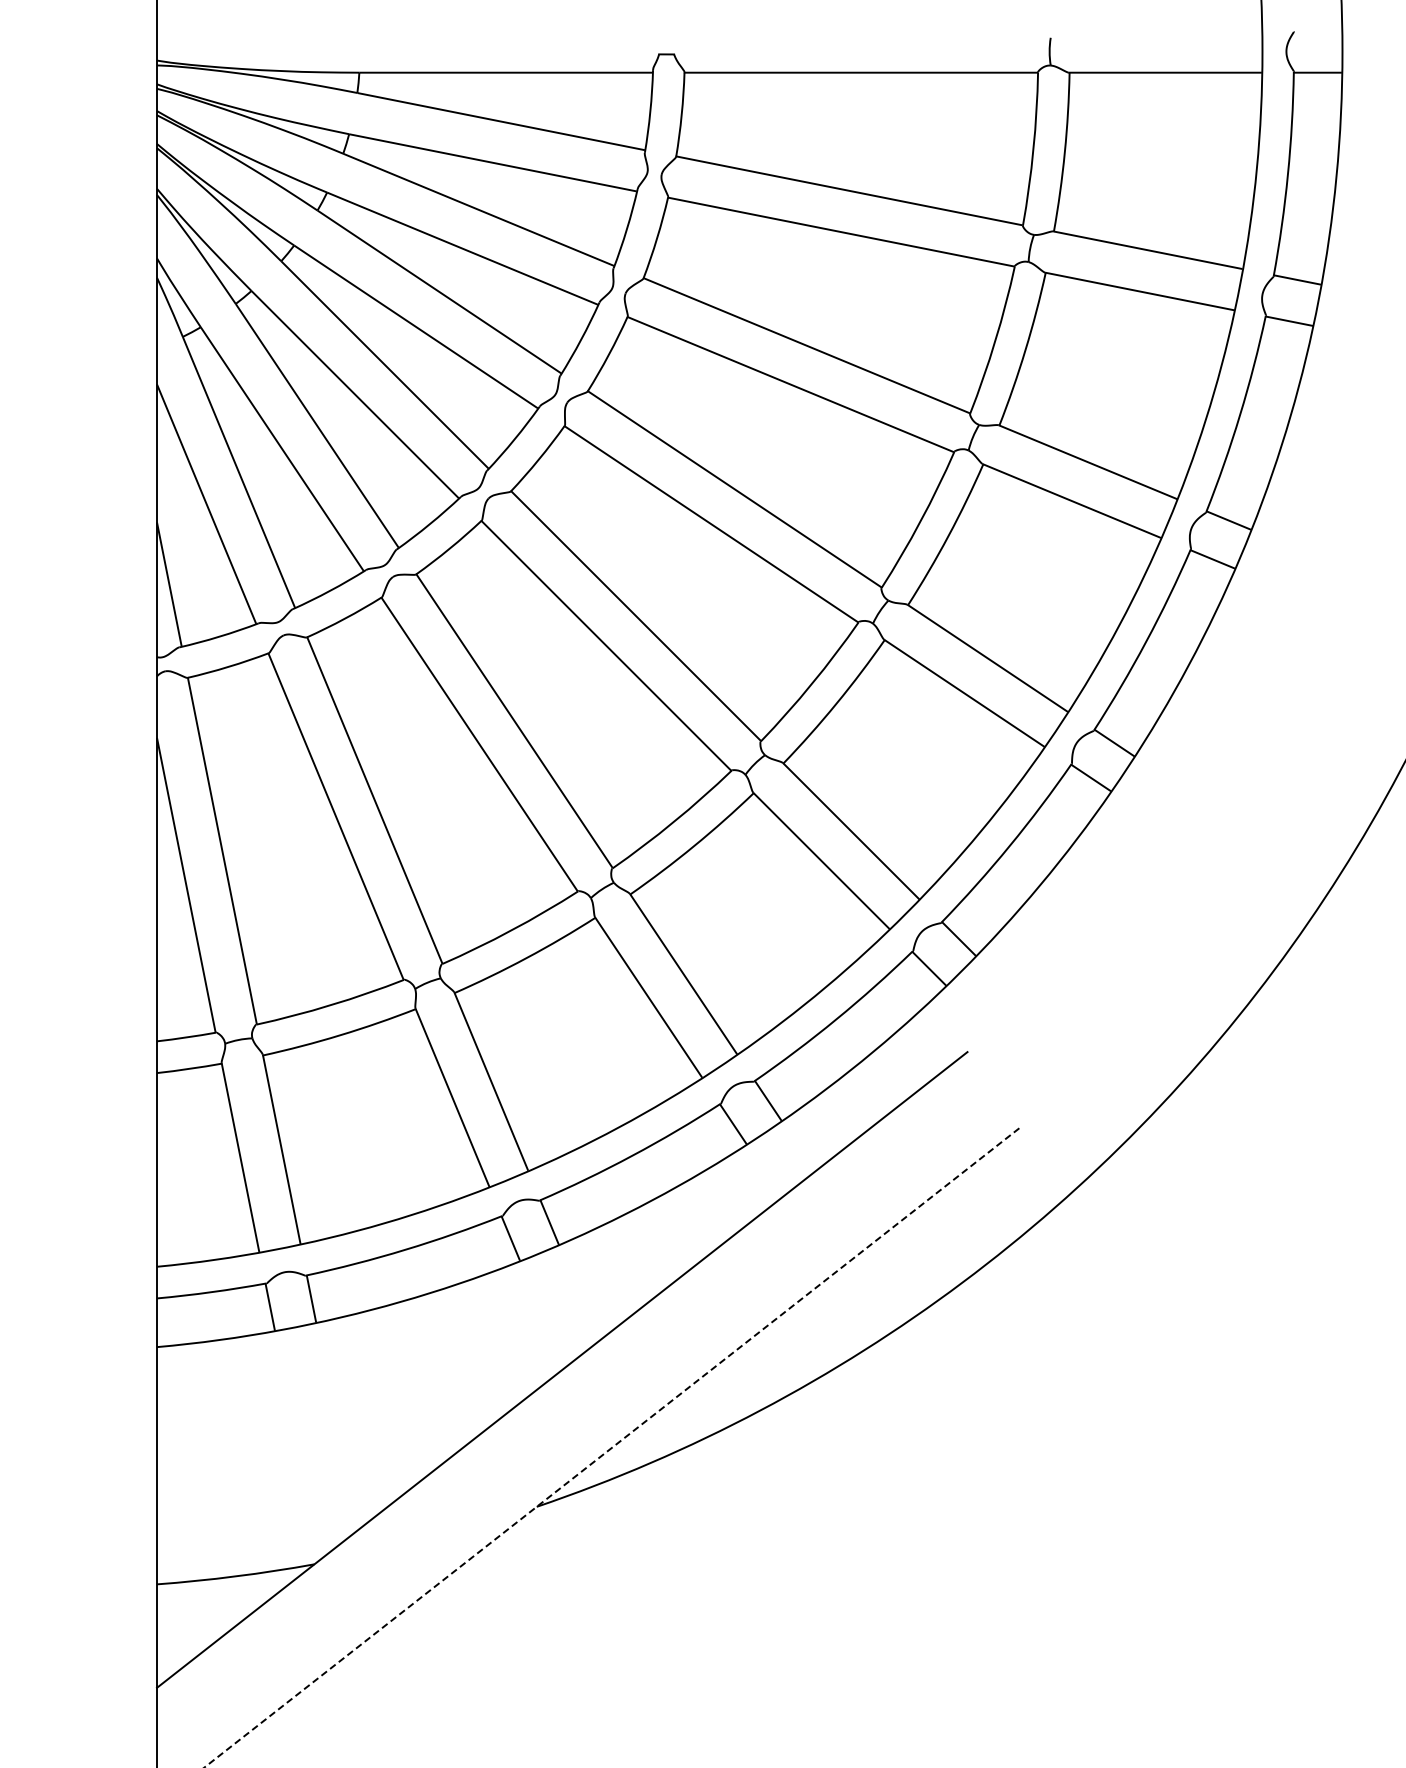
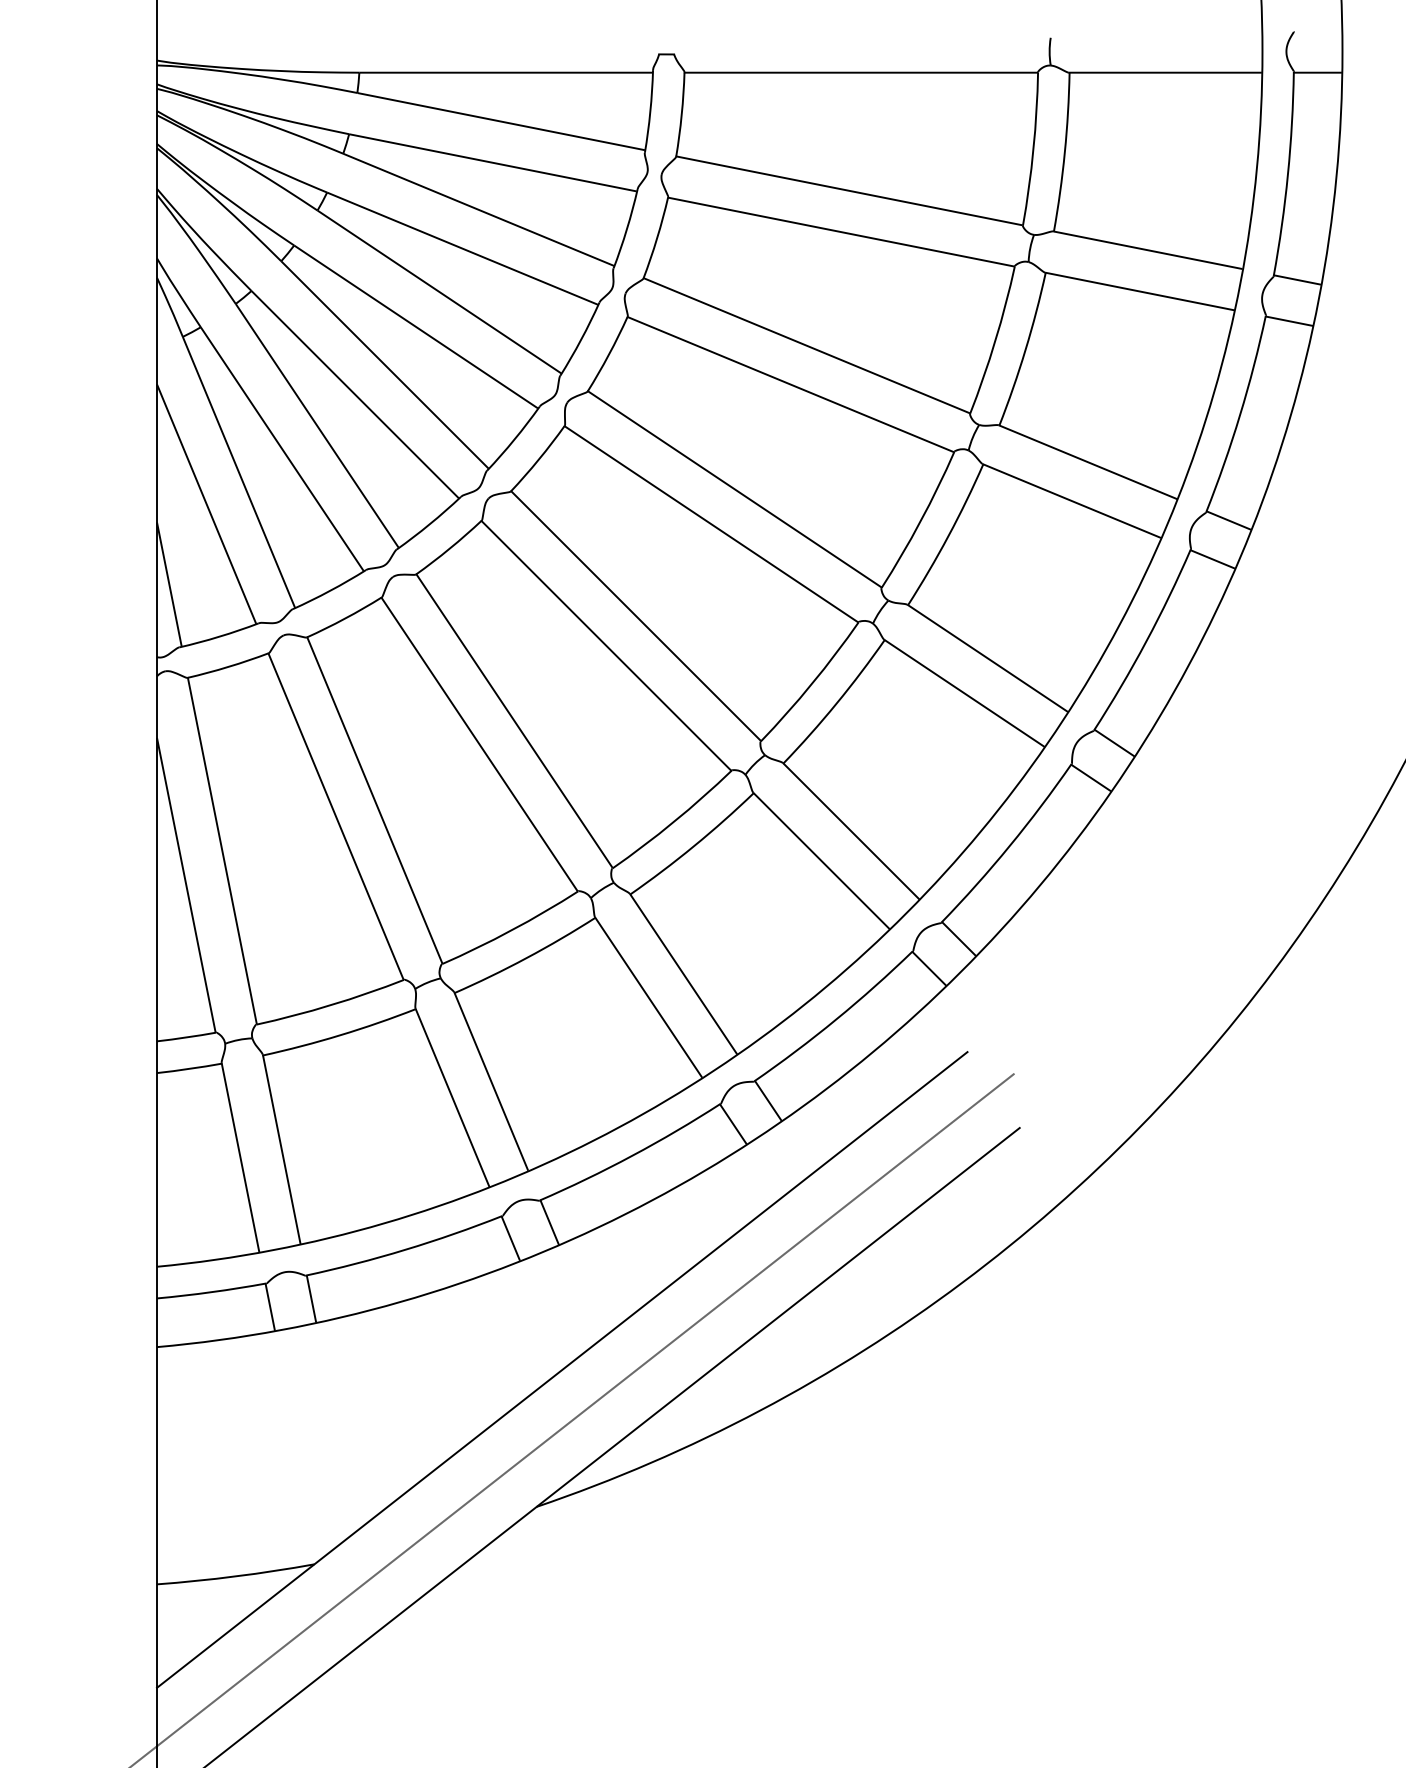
line: none -> present (573, 1418)
line: dashed -> solid (612, 1447)
